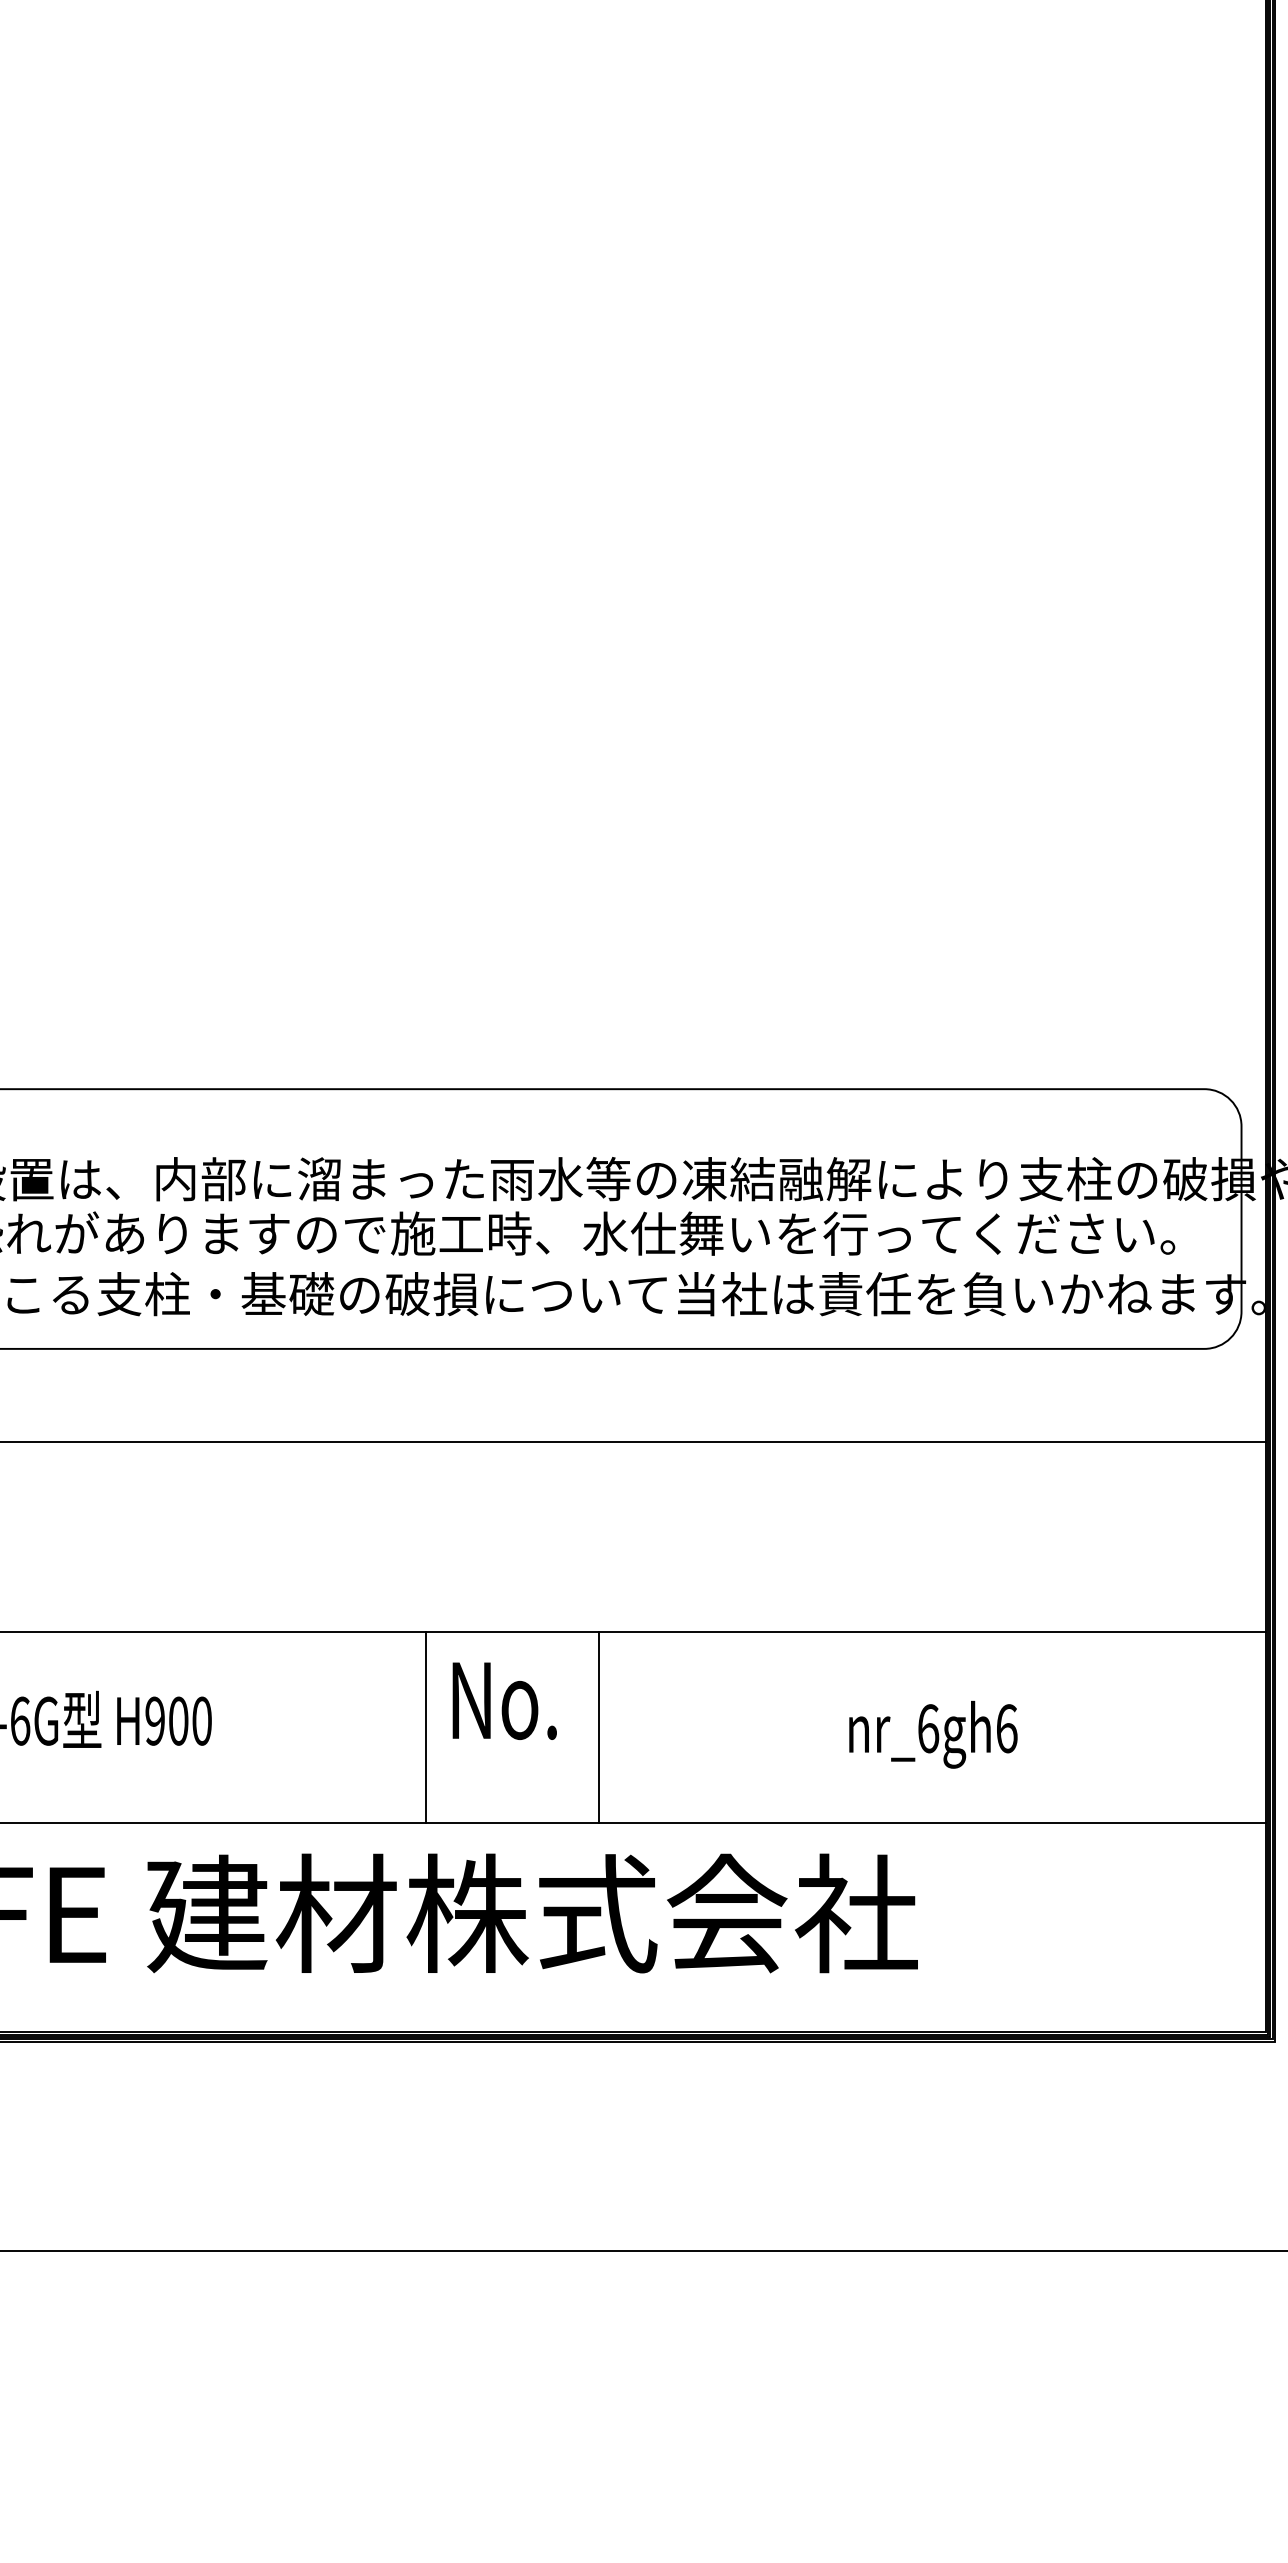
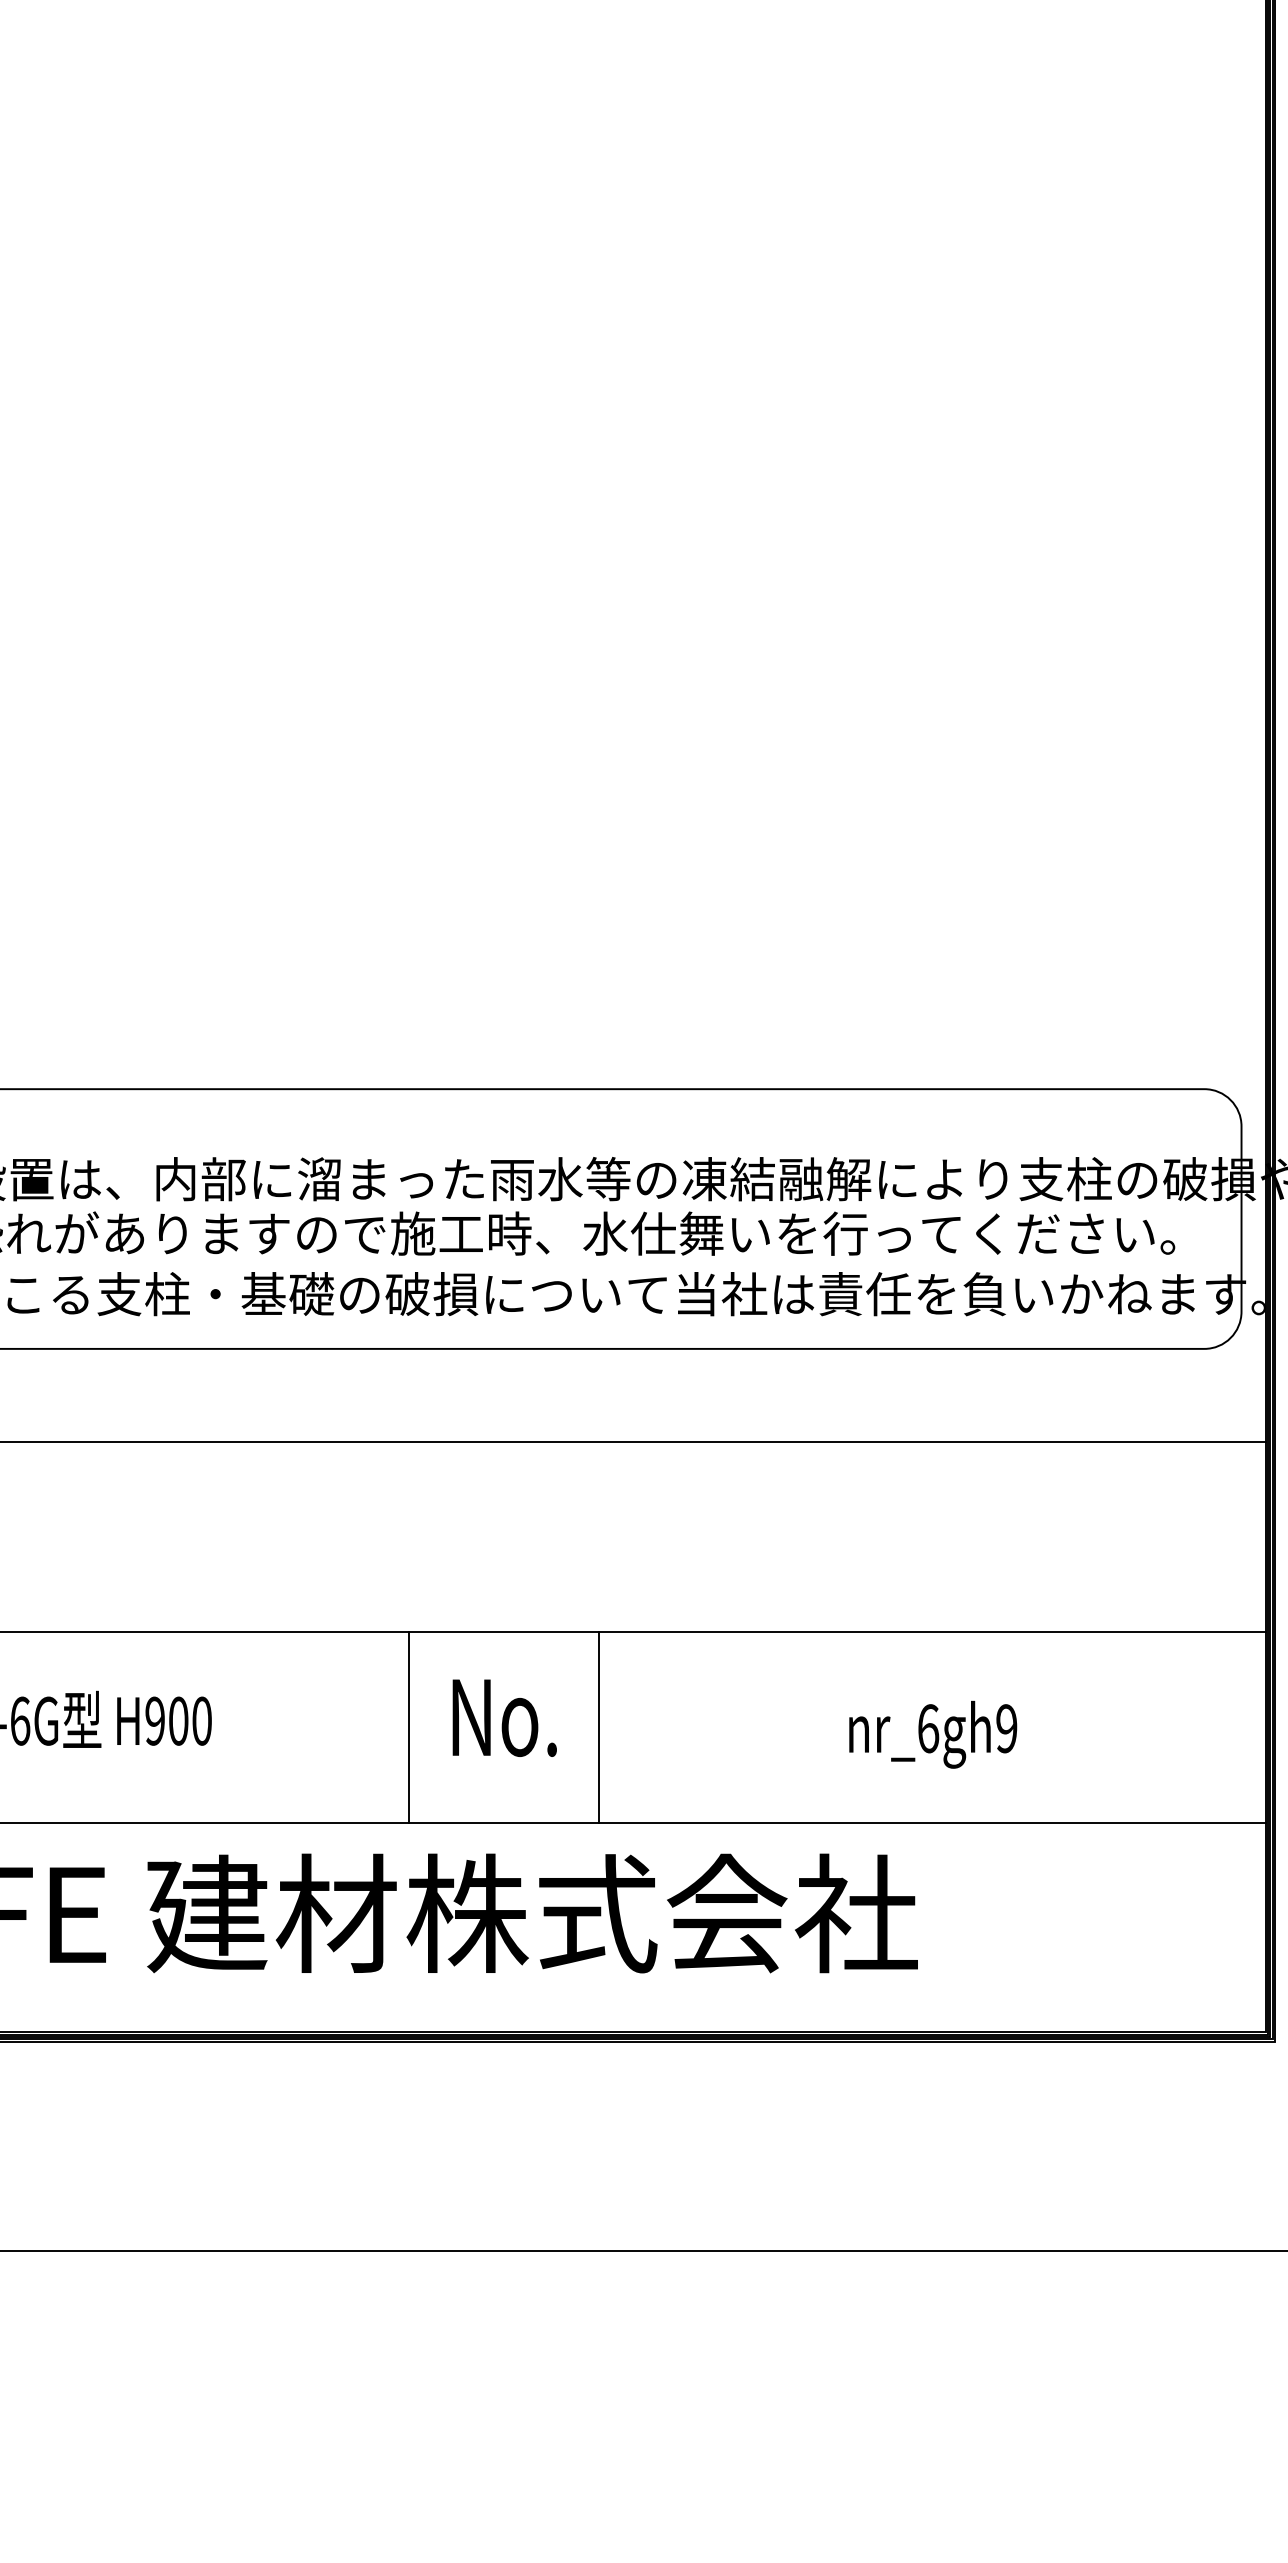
text position: (504, 1700) -> (504, 1717) (504, 1717)
line position: (425, 1727) -> (408, 1727) (408, 1727)
text: nr_6gh6 -> nr_6gh9 (1006, 1728)
